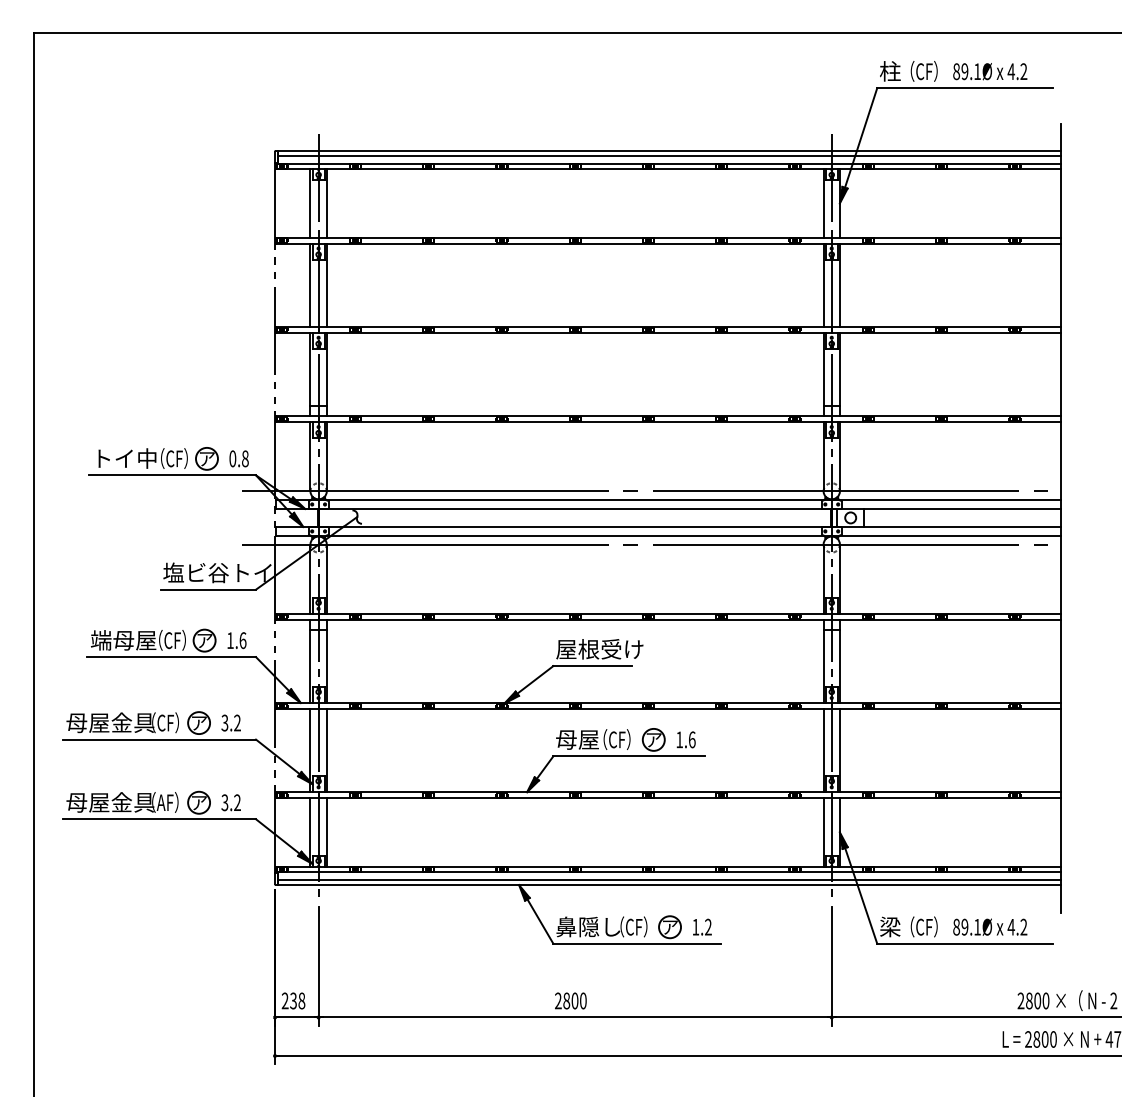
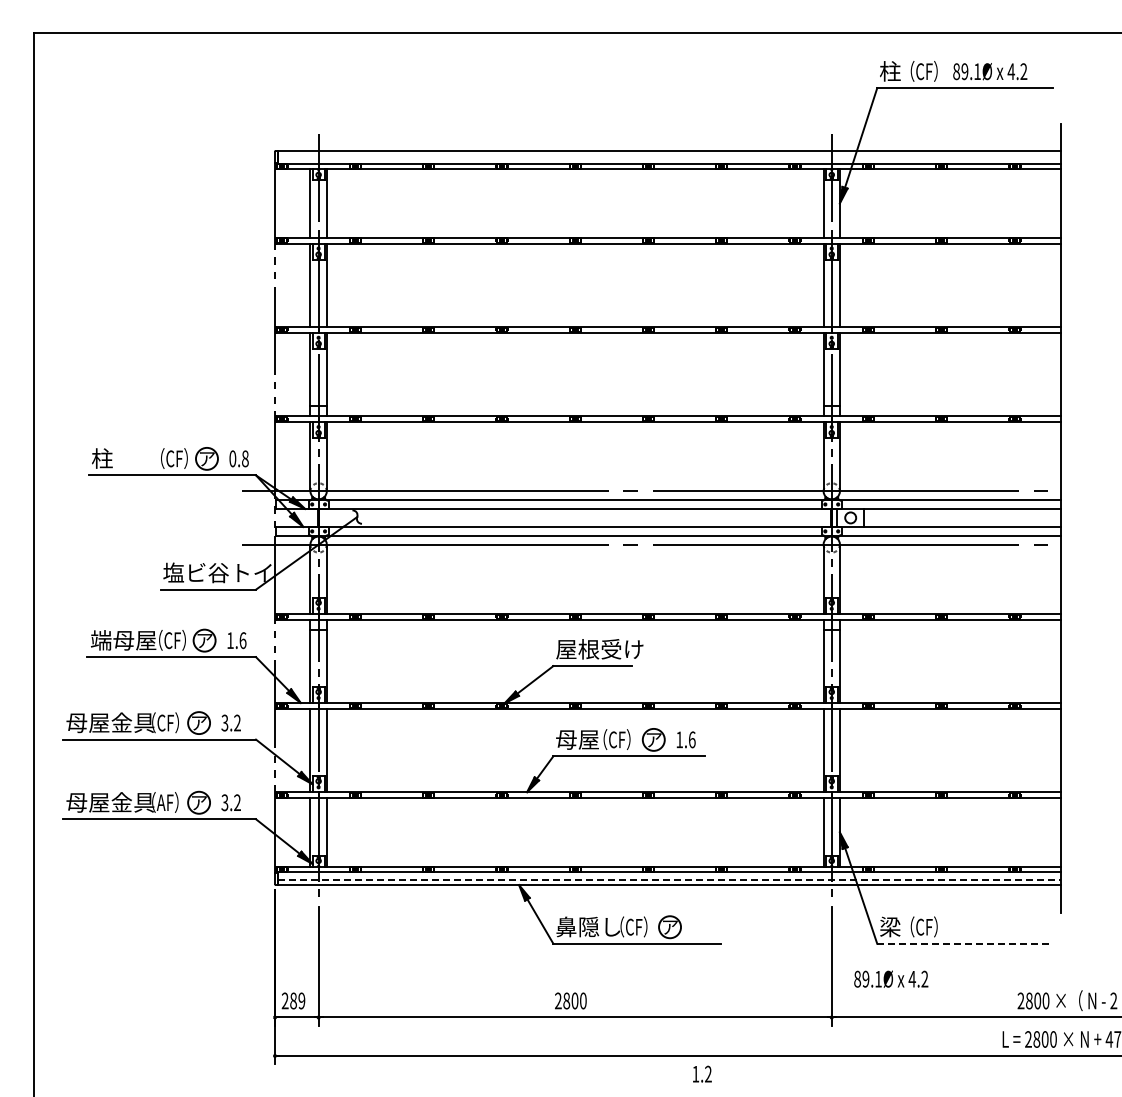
line: present -> none (669, 155)
text: トイ中 -> 柱 (124, 458)
line: solid -> dashed (670, 880)
text position: (702, 926) -> (702, 1073) (702, 1073)
text position: (990, 926) -> (891, 978) (891, 978)
line: solid -> dashed (964, 943)
text: 238 -> 289 (297, 1000)
